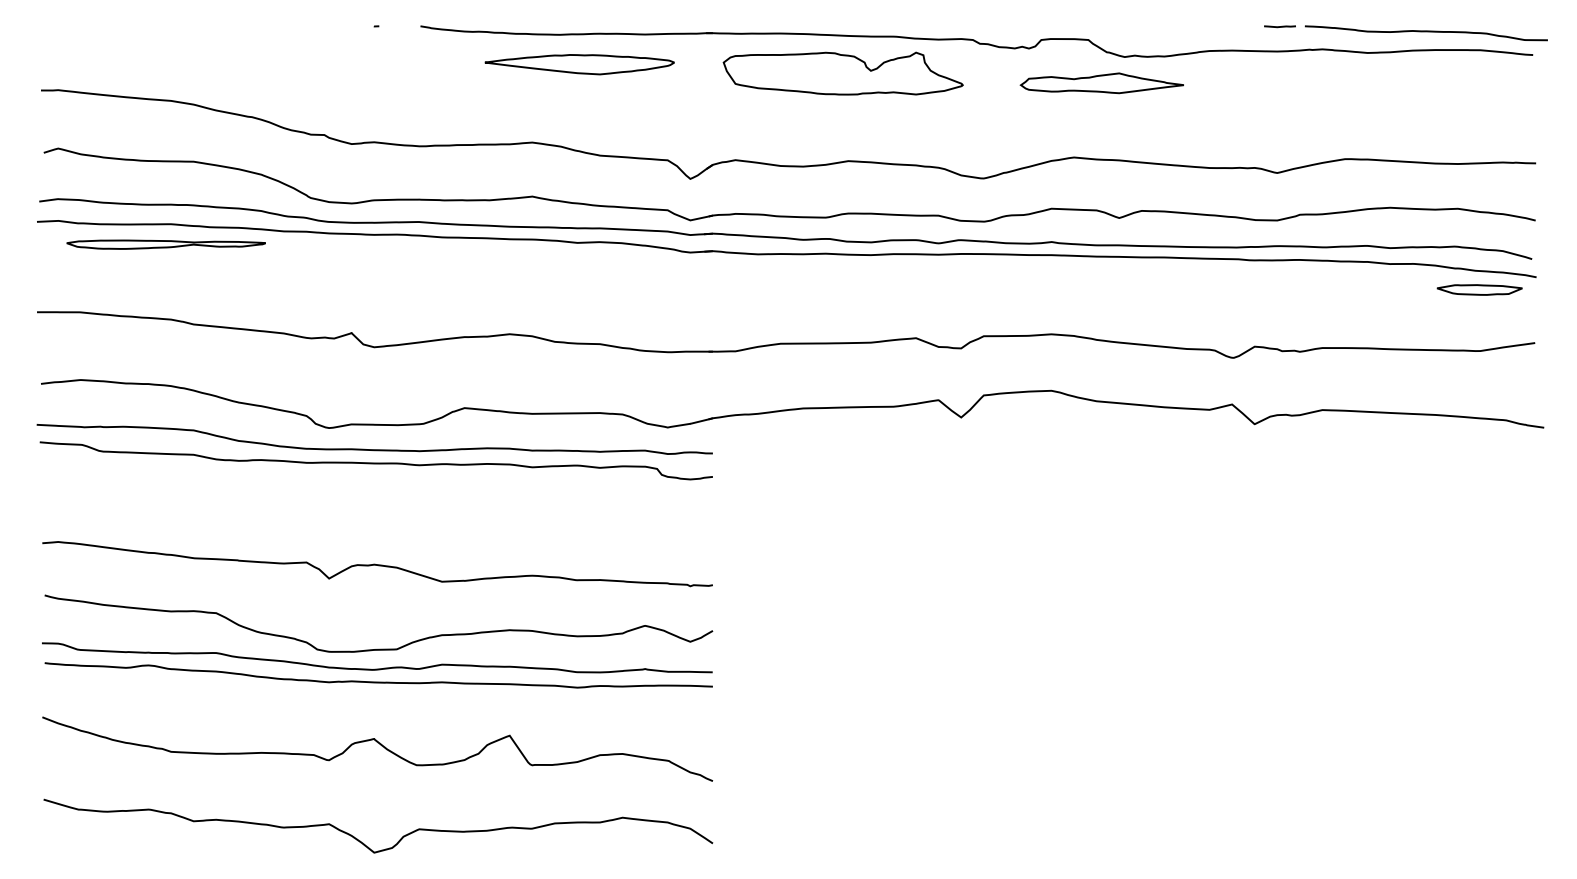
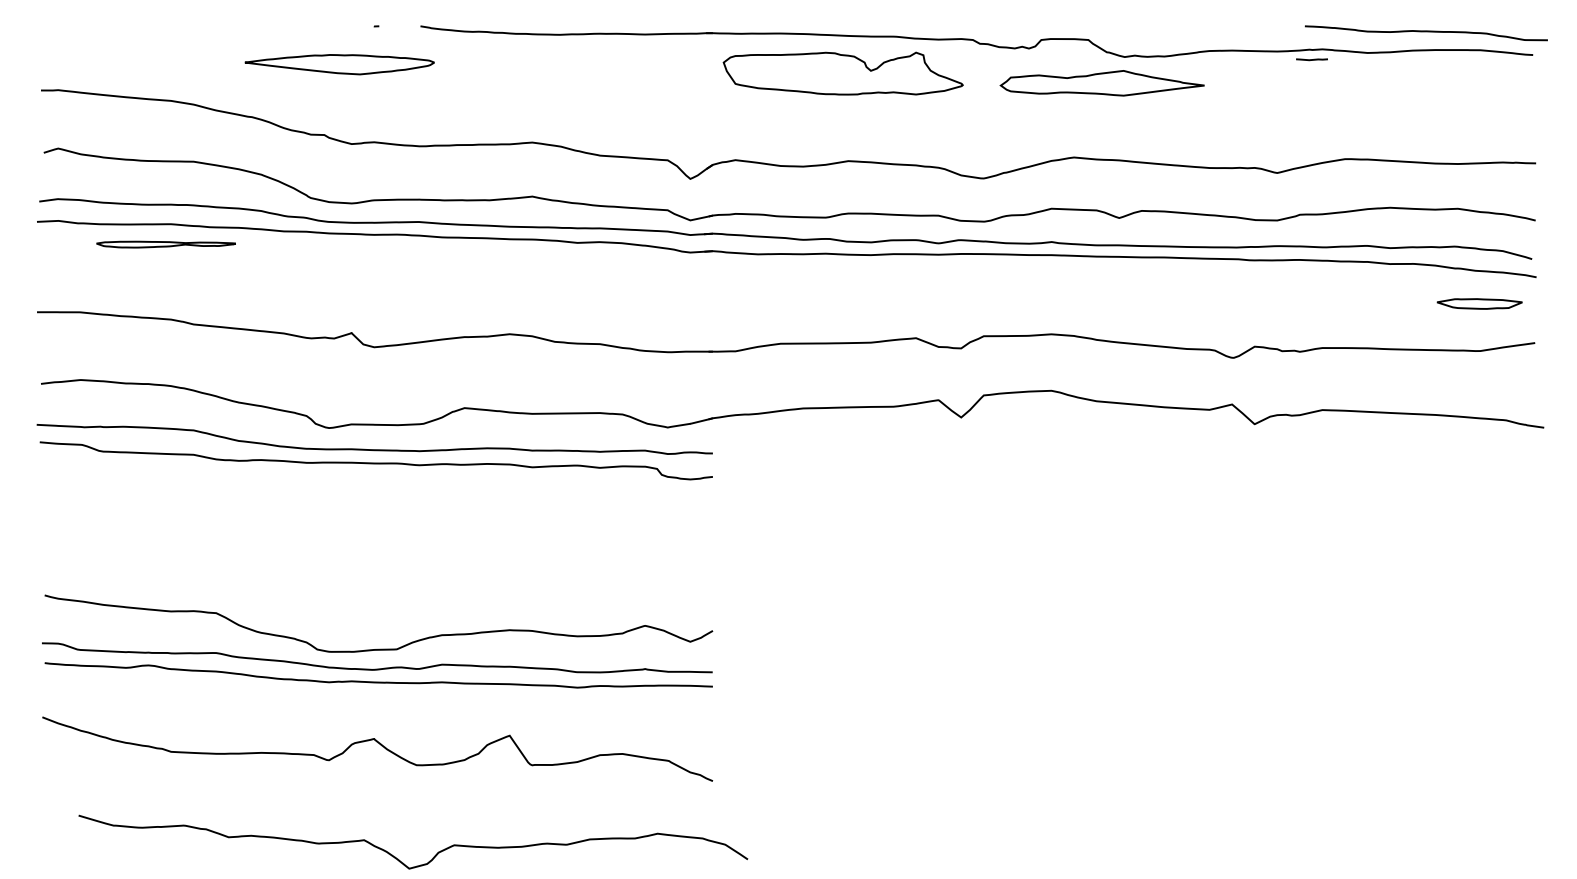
line position: (1279, 26) -> (1311, 59) (1311, 59)
part position: (579, 64) -> (339, 64) (339, 64)
part size: 165x23 px -> 206x27 px (1101, 83)
part size: 200x11 px -> 140x9 px (165, 244)
part position: (1479, 289) -> (1479, 303) (1479, 303)
curve: present -> none (377, 564)
curve position: (363, 842) -> (398, 858) (398, 858)
